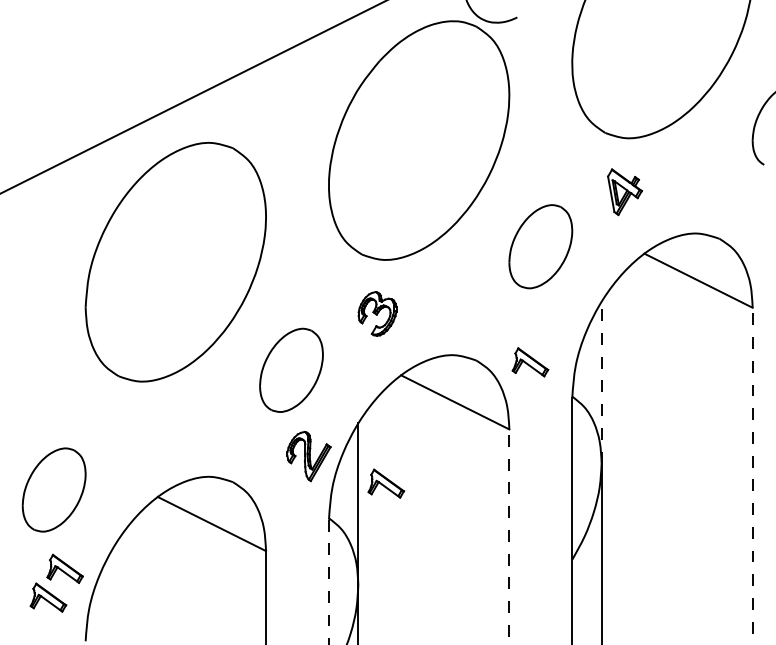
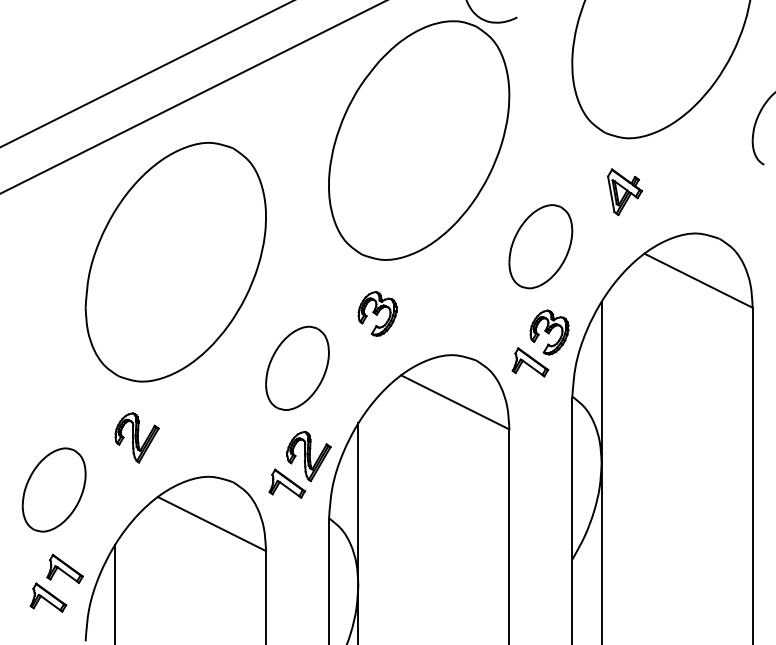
line: none -> present (146, 74)
part: none -> present (549, 332)
part position: (291, 369) -> (297, 367) (297, 367)
line: dashed -> solid (601, 382)
part: none -> present (136, 437)
line: dashed -> solid (752, 475)
part position: (385, 483) -> (286, 483) (286, 483)
line: dashed -> solid (509, 536)
line: dashed -> solid (328, 582)
line: none -> present (115, 593)
